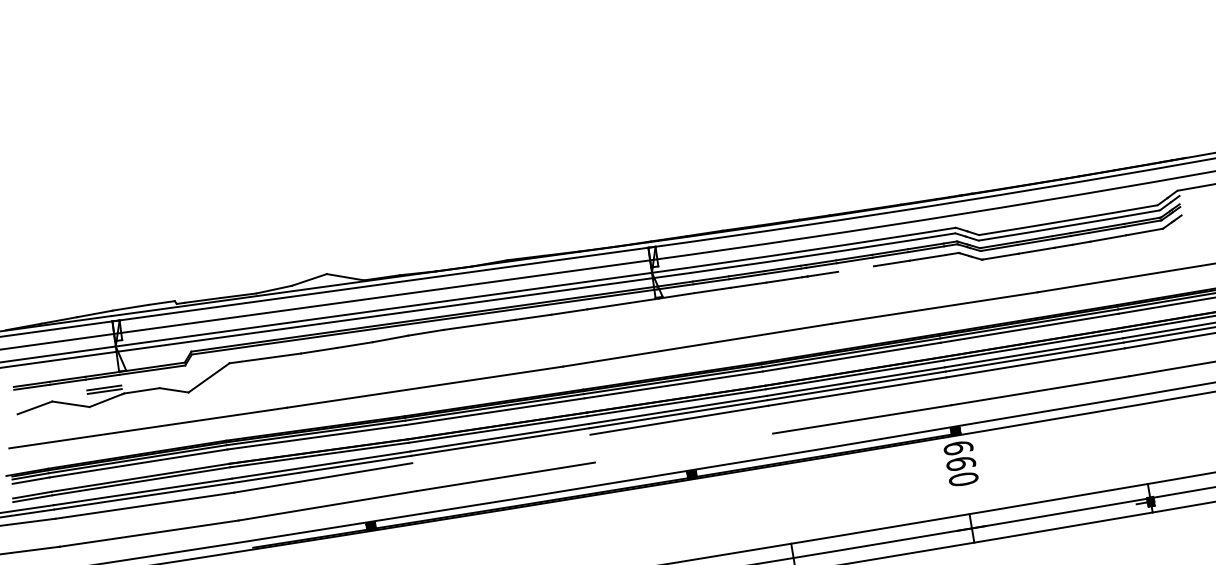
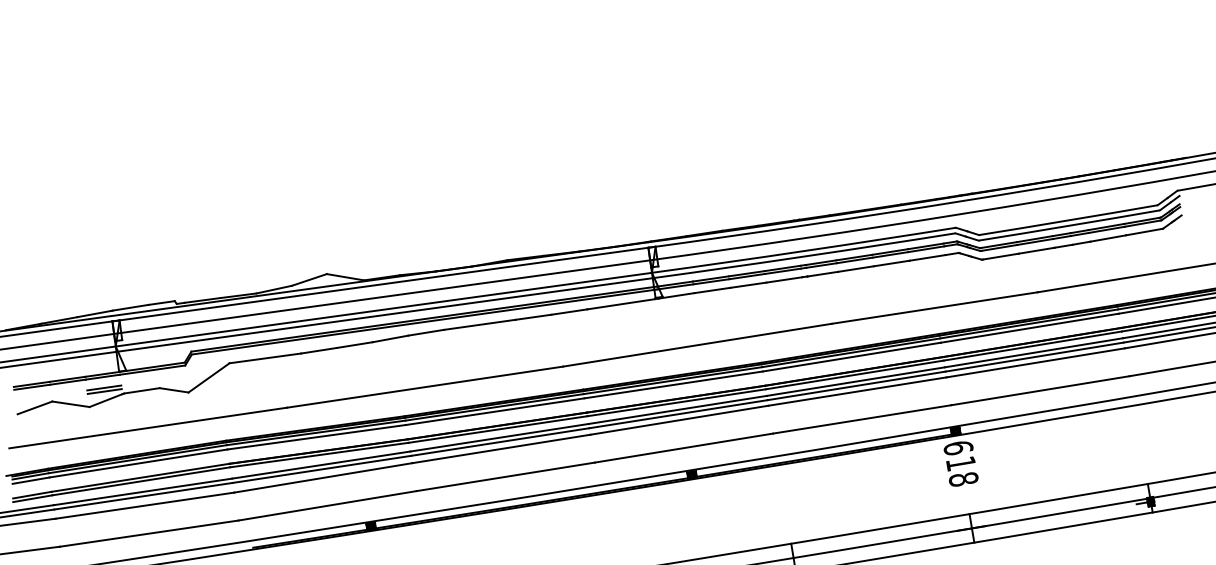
line: none -> present (855, 268)
line: none -> present (683, 447)
line: none -> present (501, 448)
text: 660 -> 618 (962, 471)
